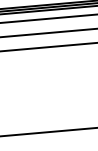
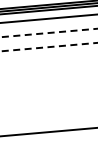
line: solid -> dashed (49, 32)
line: solid -> dashed (48, 47)
